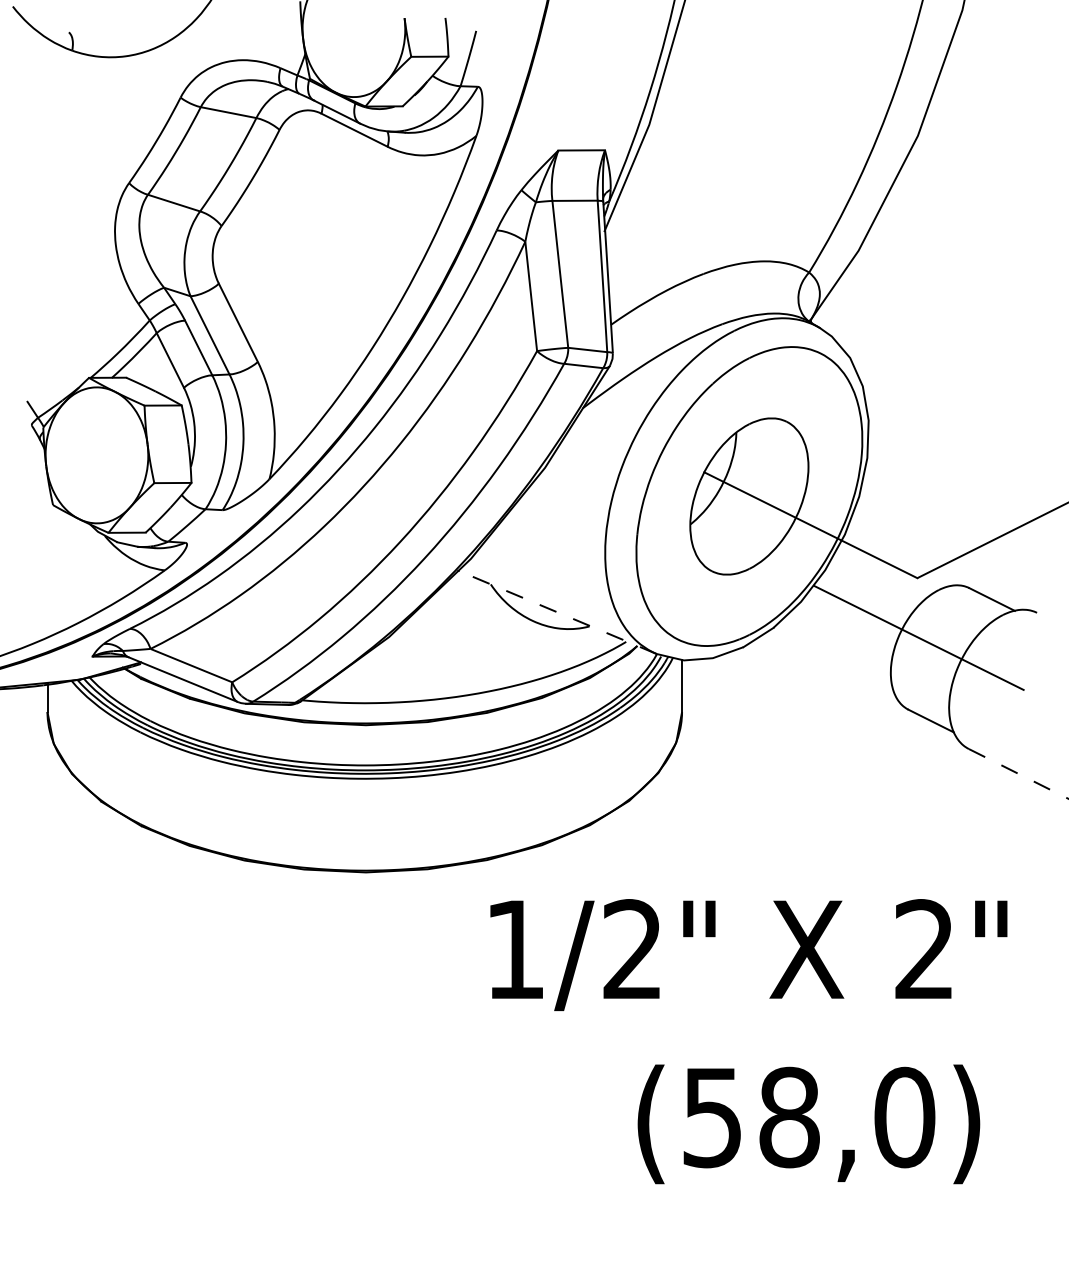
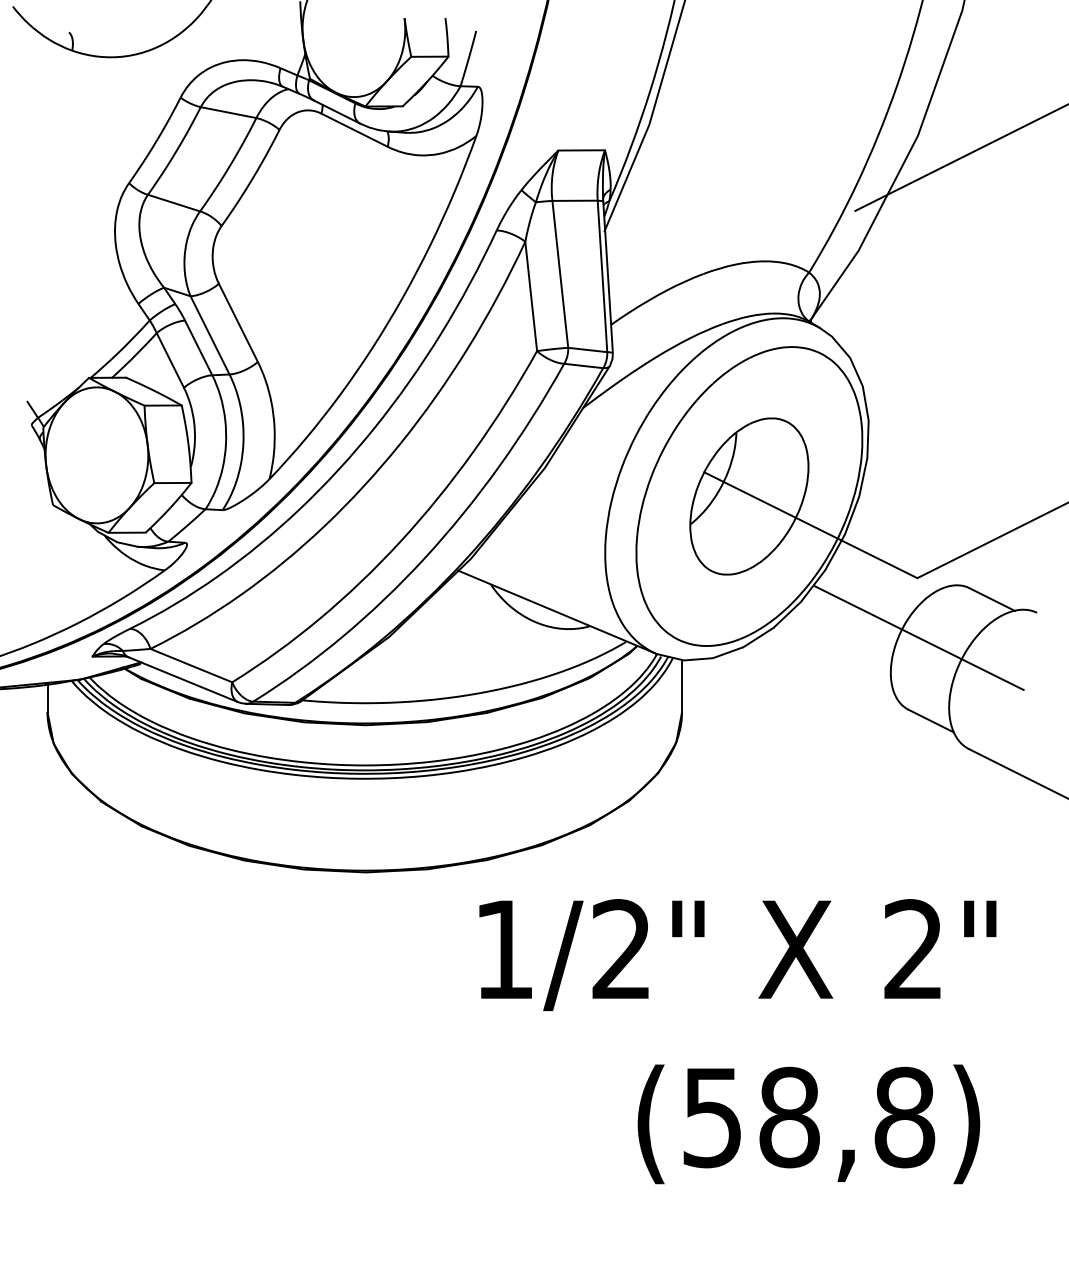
line: none -> present (959, 158)
line: dashed -> solid (557, 612)
line: dashed -> solid (1018, 774)
text position: (748, 954) -> (737, 954) (737, 954)
text: (58,0) -> (58,8) (904, 1117)
